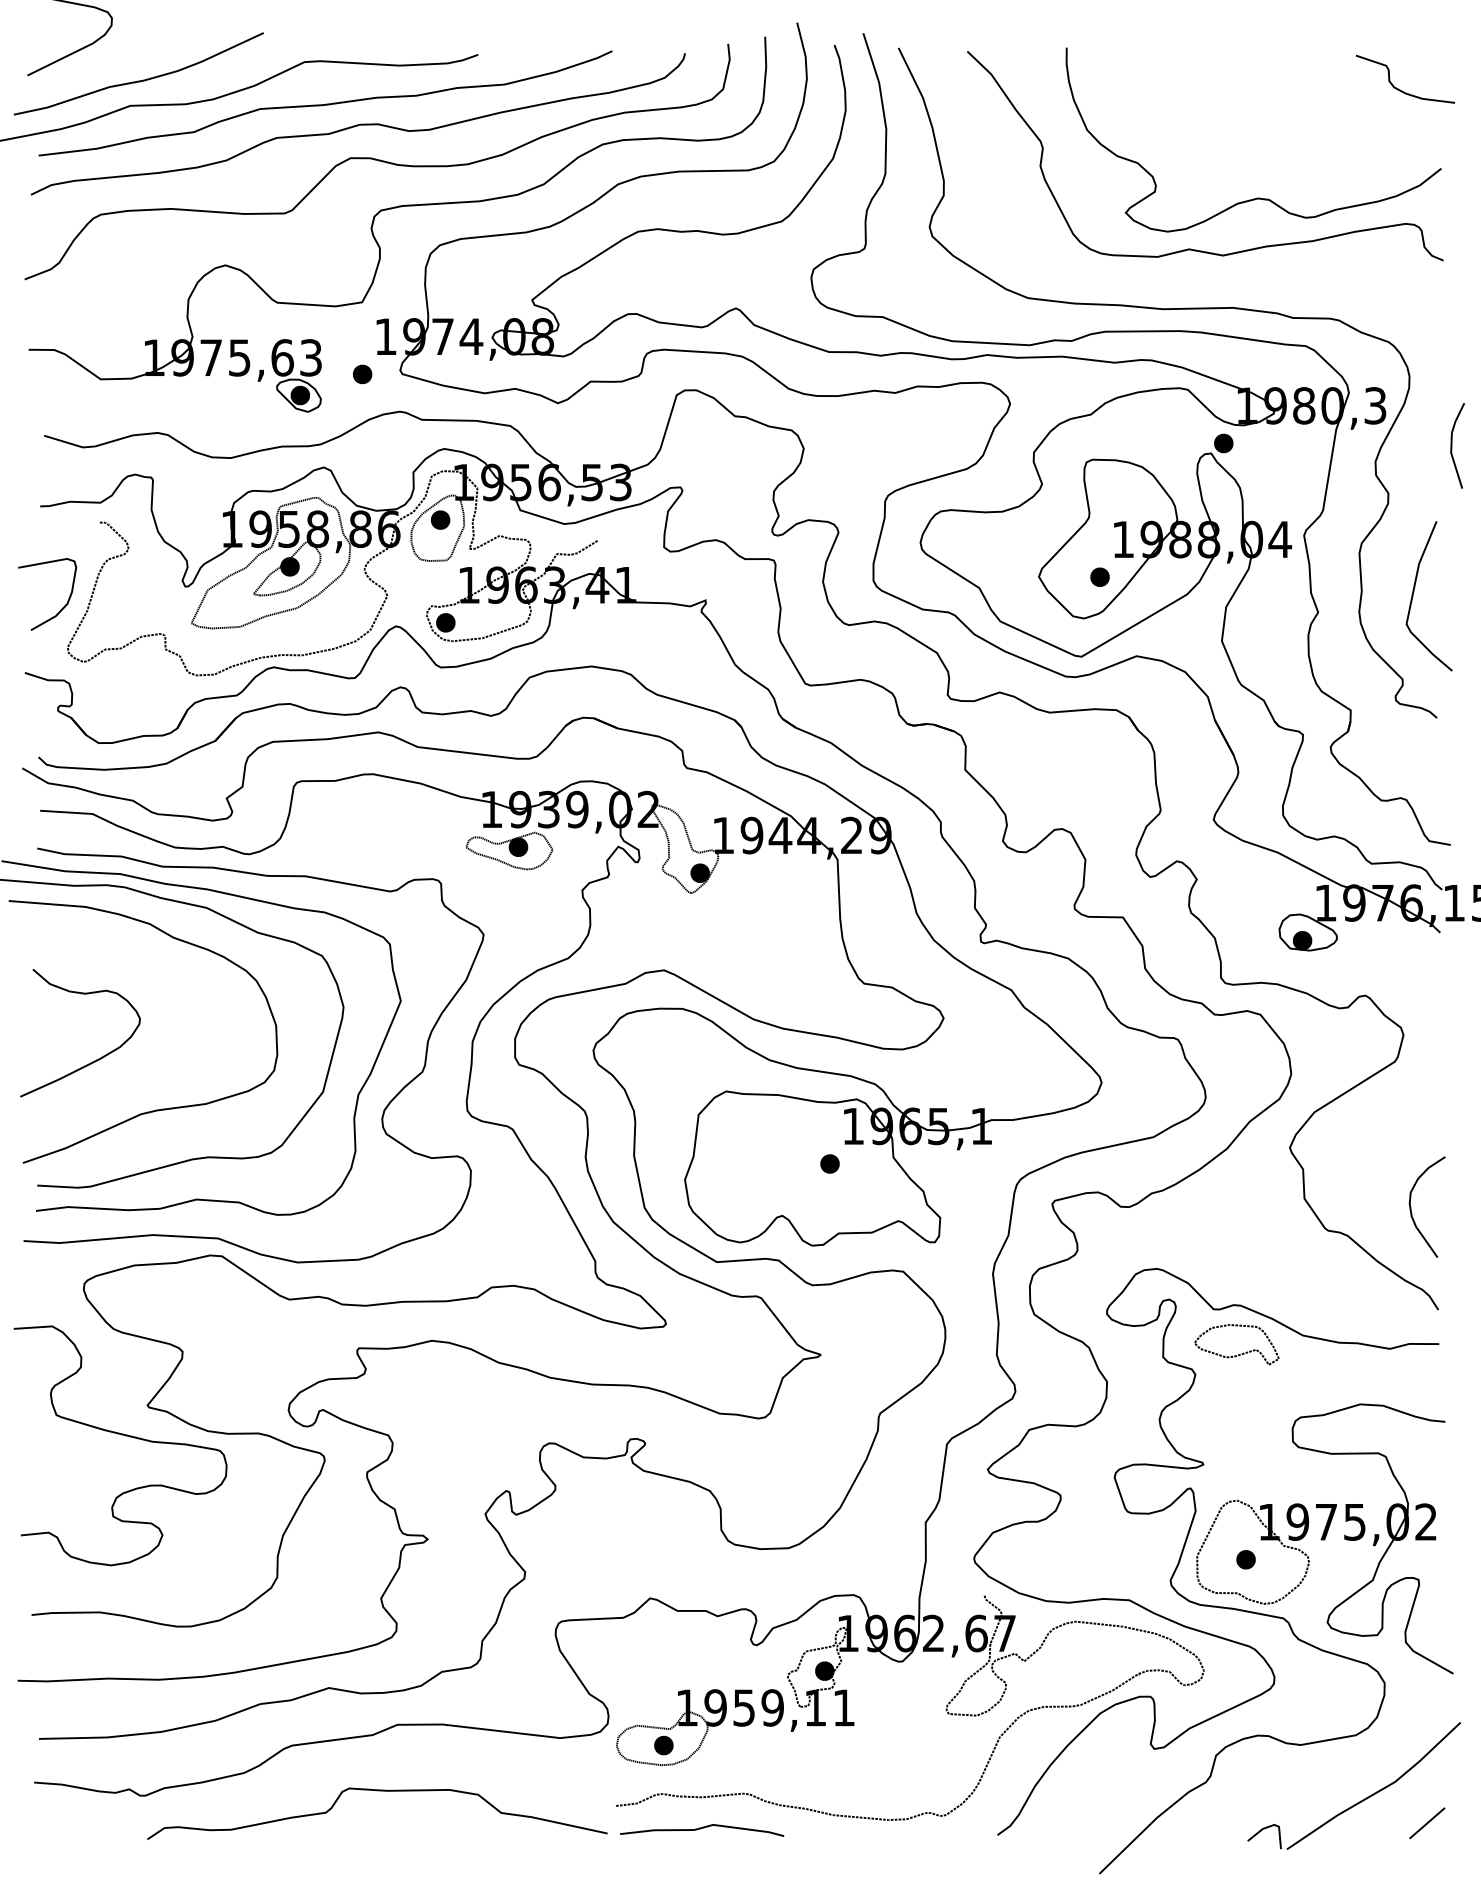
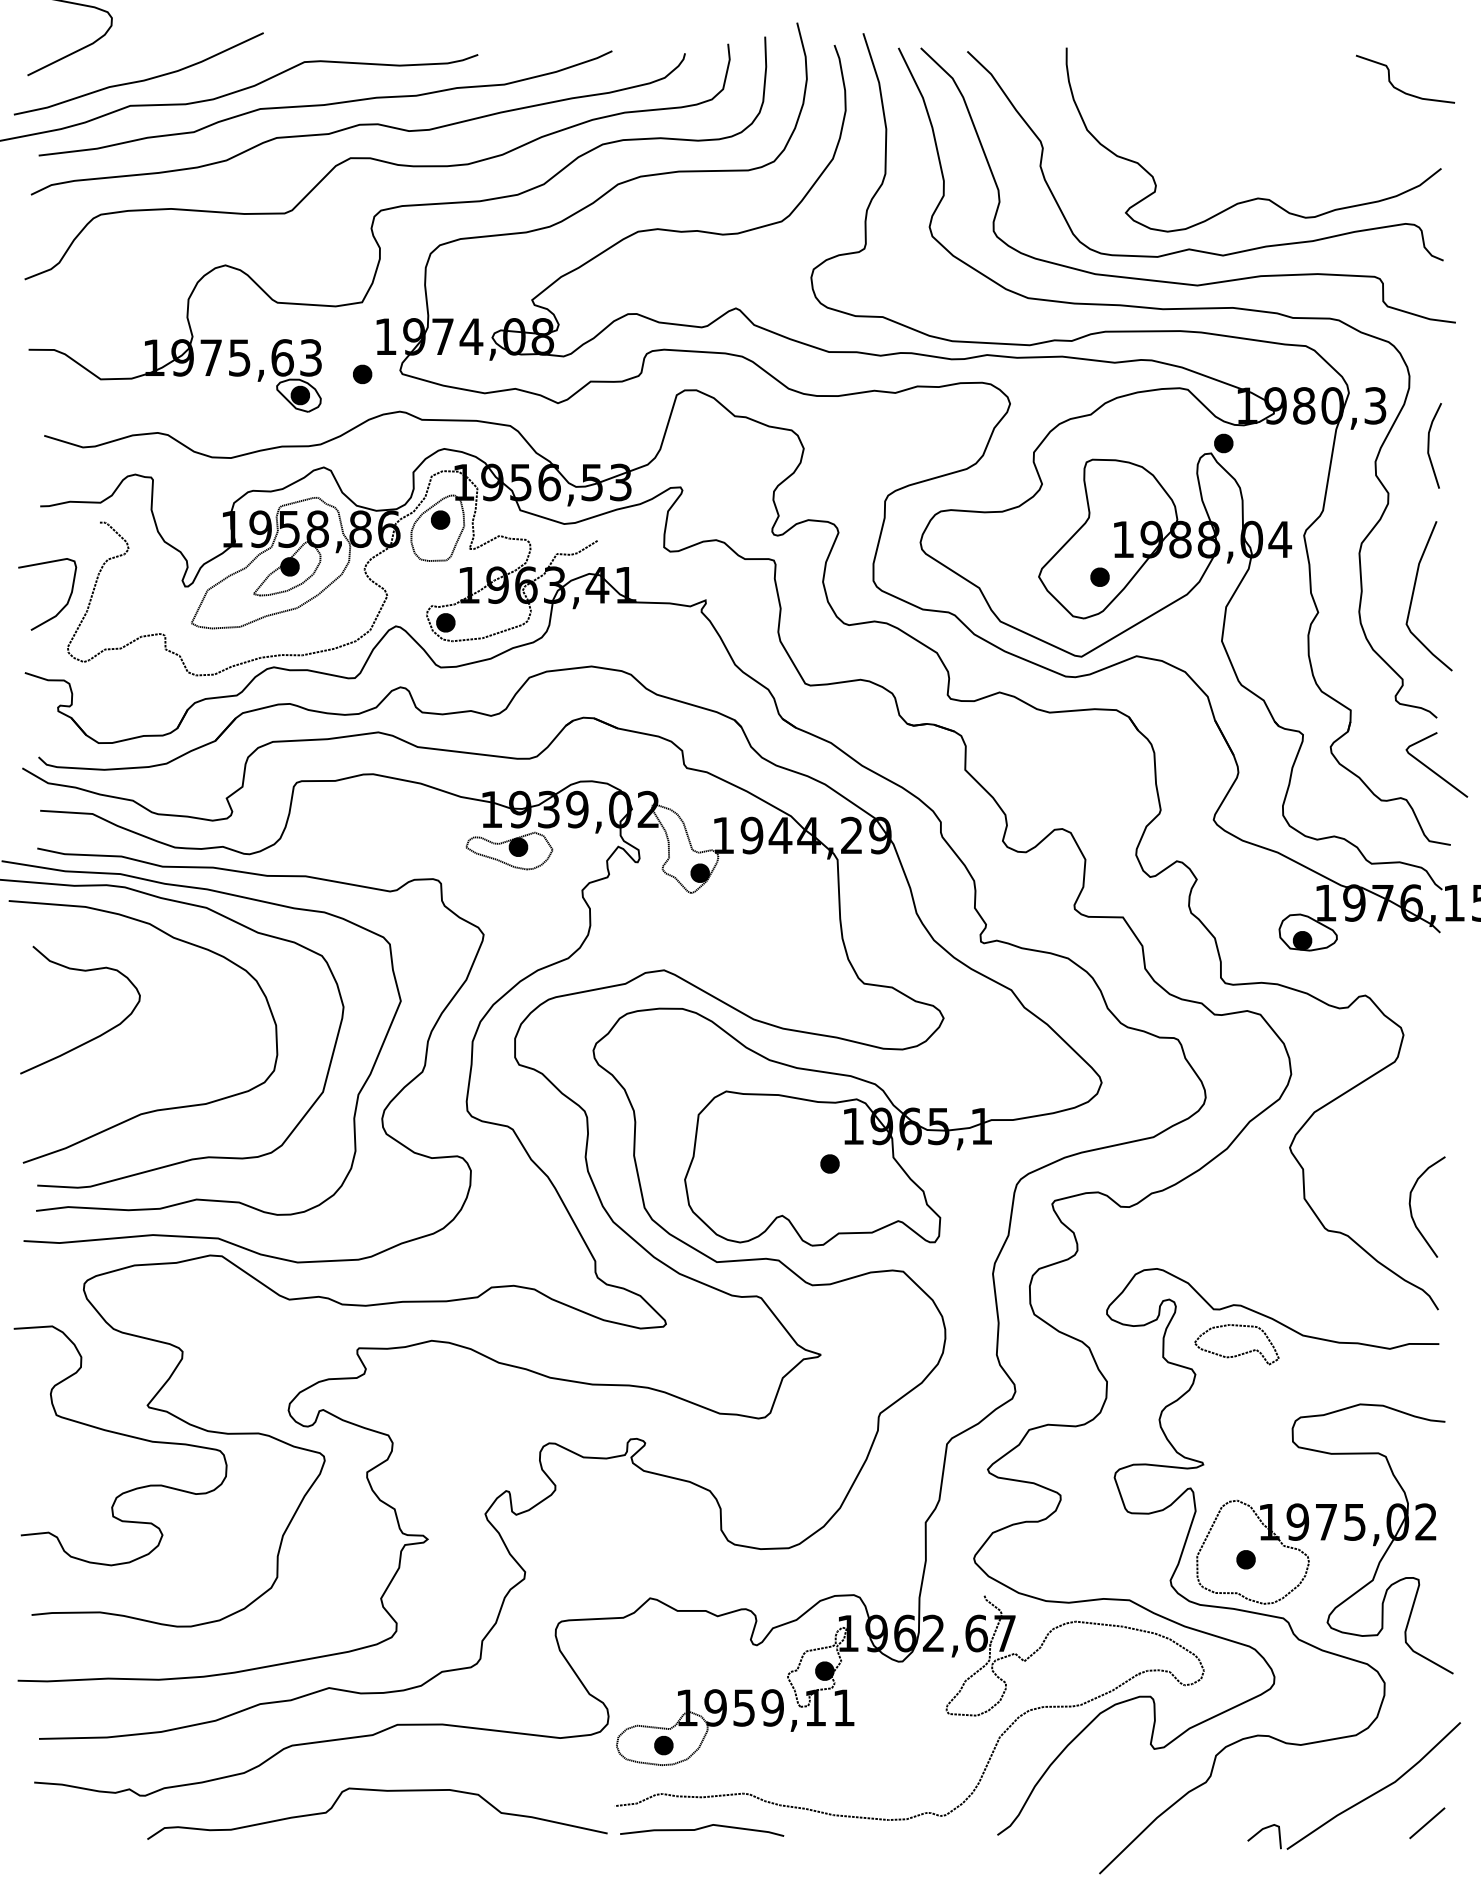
curve: none -> present (1172, 281)
line position: (1452, 445) -> (1429, 445) (1429, 445)
part: none -> present (1432, 769)
part position: (94, 1060) -> (94, 1037) (94, 1037)
